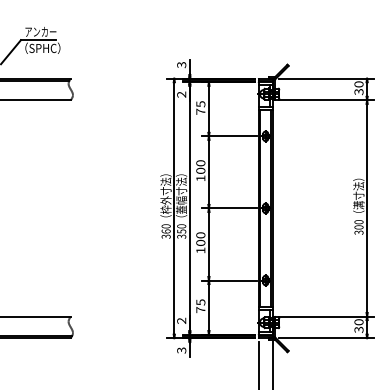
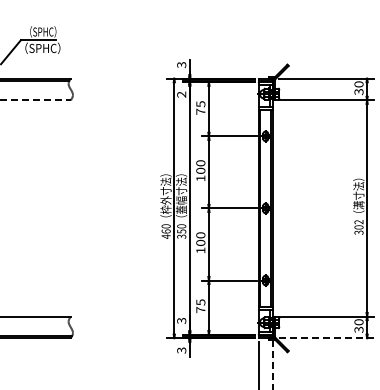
text: アンカー -> （SPHC） (40, 31)
line: solid -> dashed (35, 100)
text: 300 -> 302 (358, 222)
text: 360 -> 460 (165, 236)
text: 2 -> 3 (182, 320)
line: solid -> dashed (326, 338)
line: solid -> dashed (272, 364)
